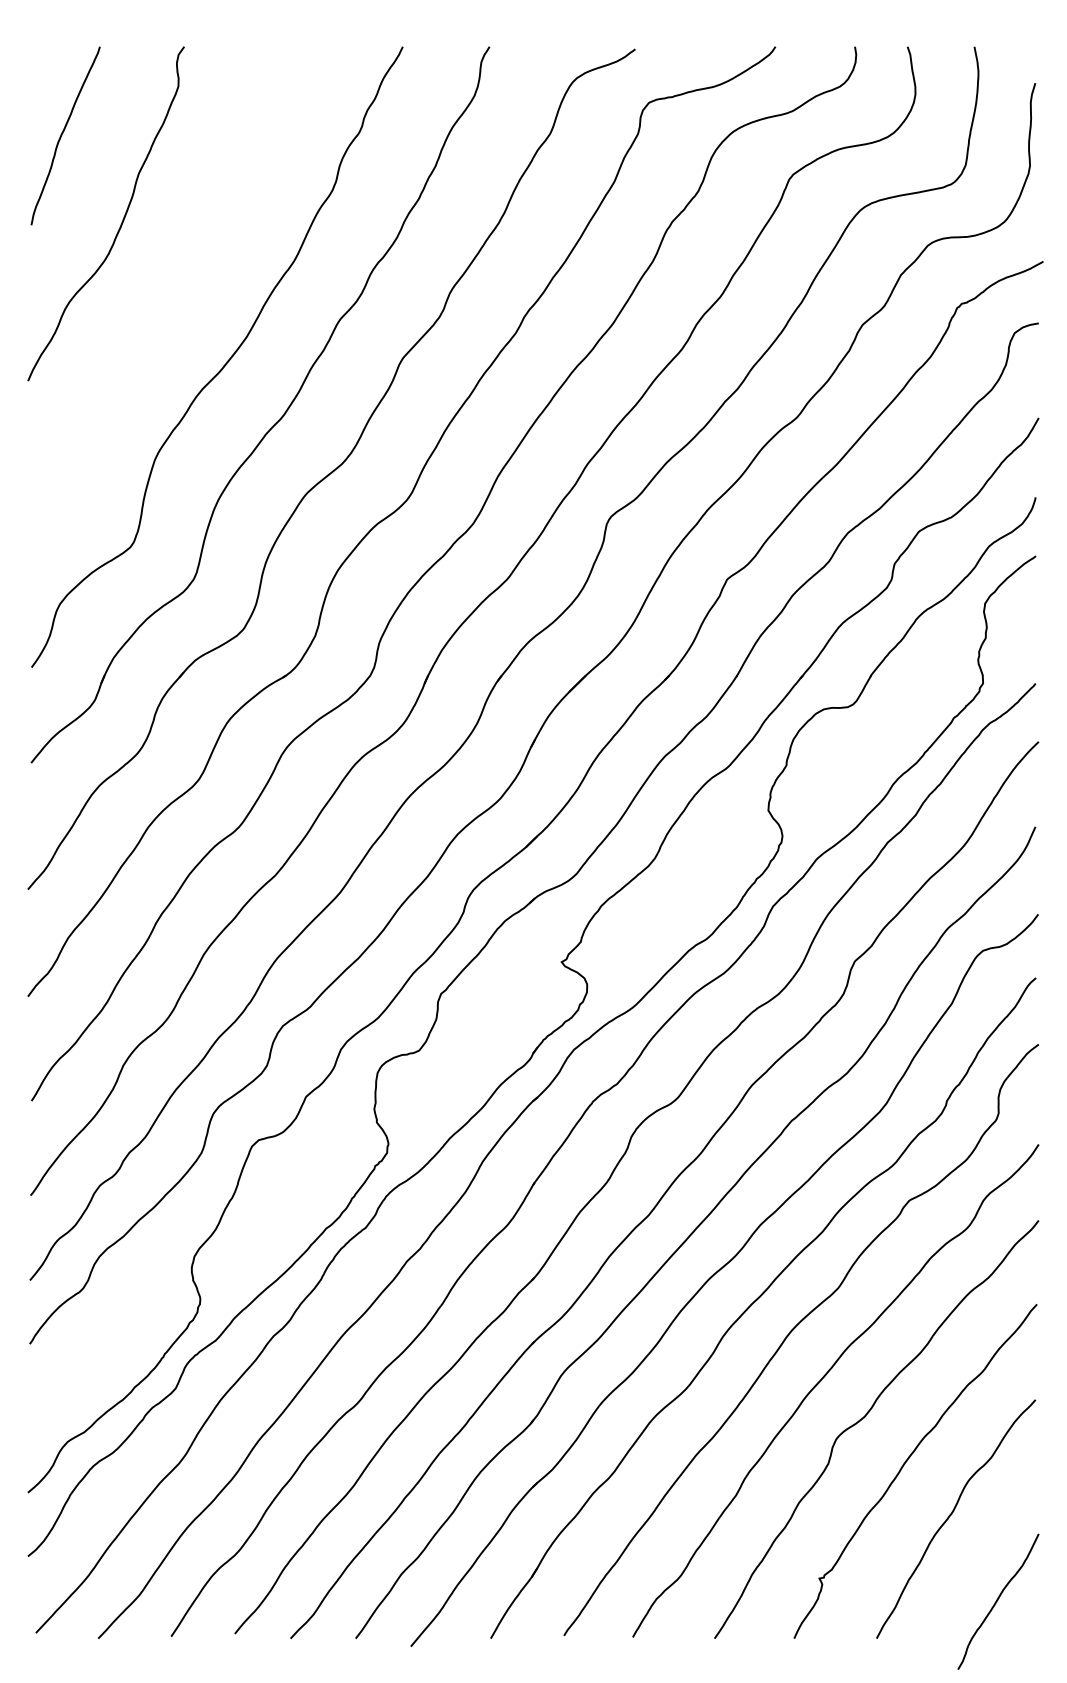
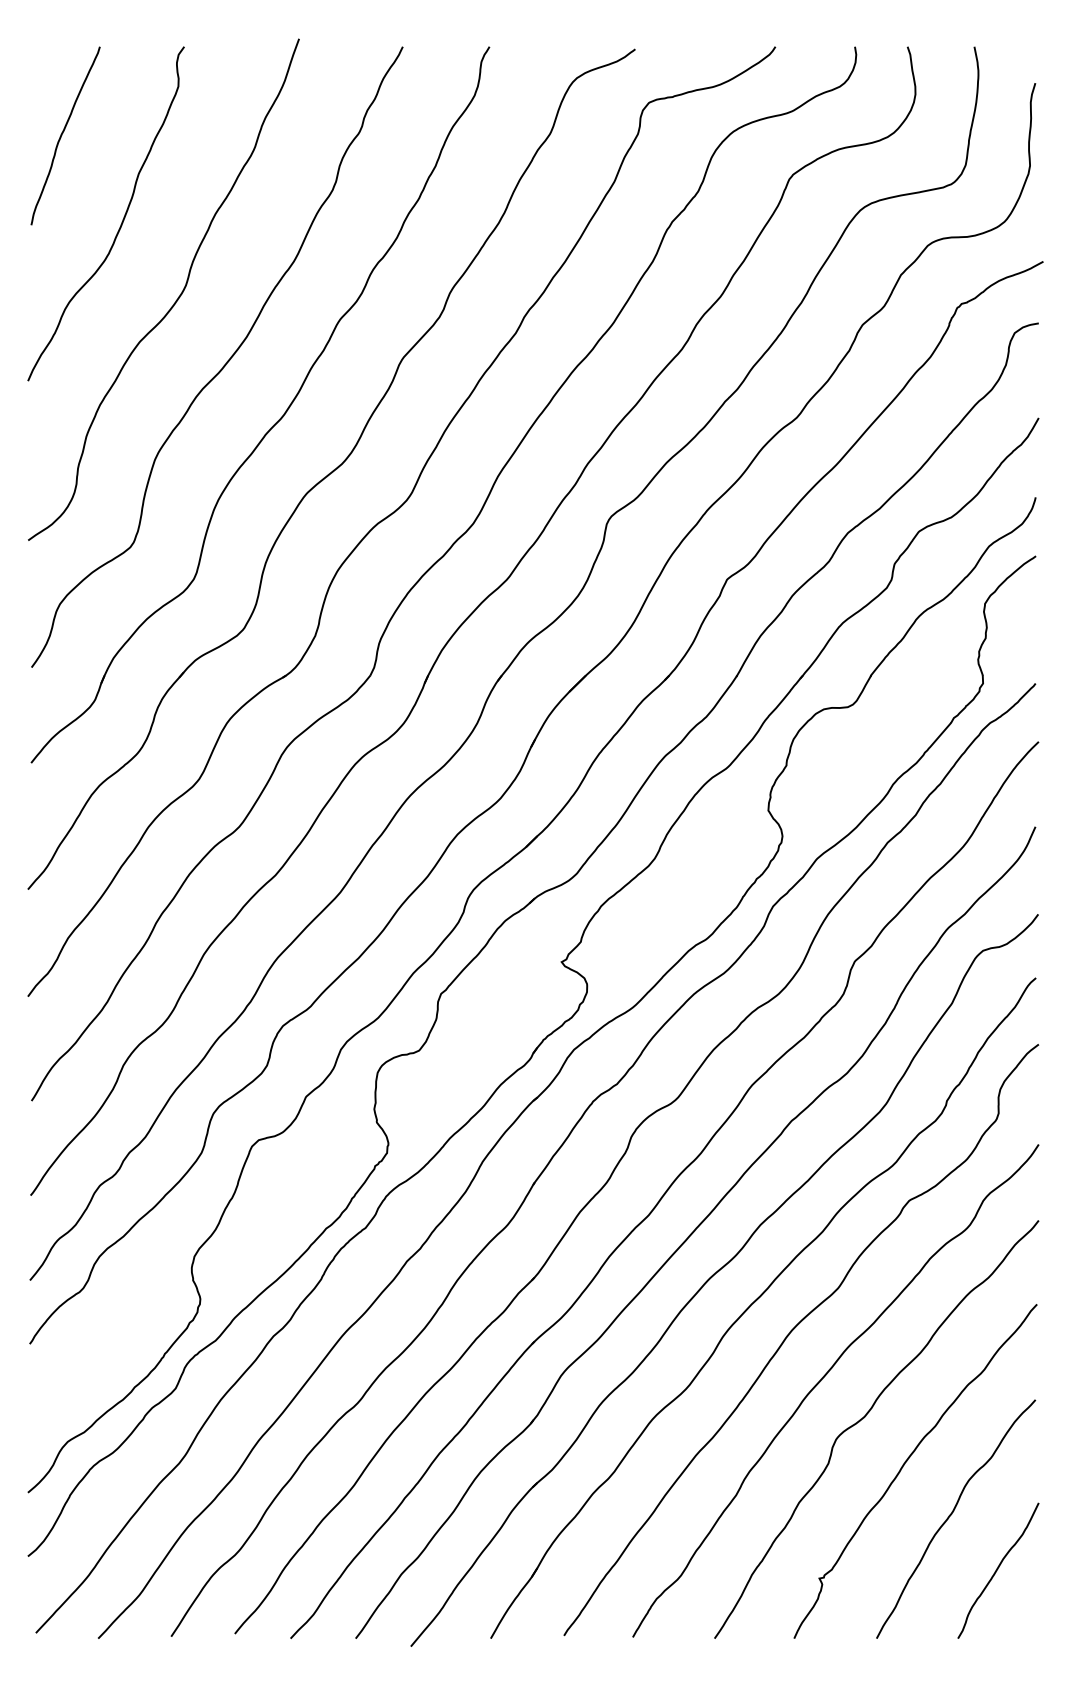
curve: none -> present (177, 297)
curve position: (998, 1600) -> (998, 1569) (998, 1569)
